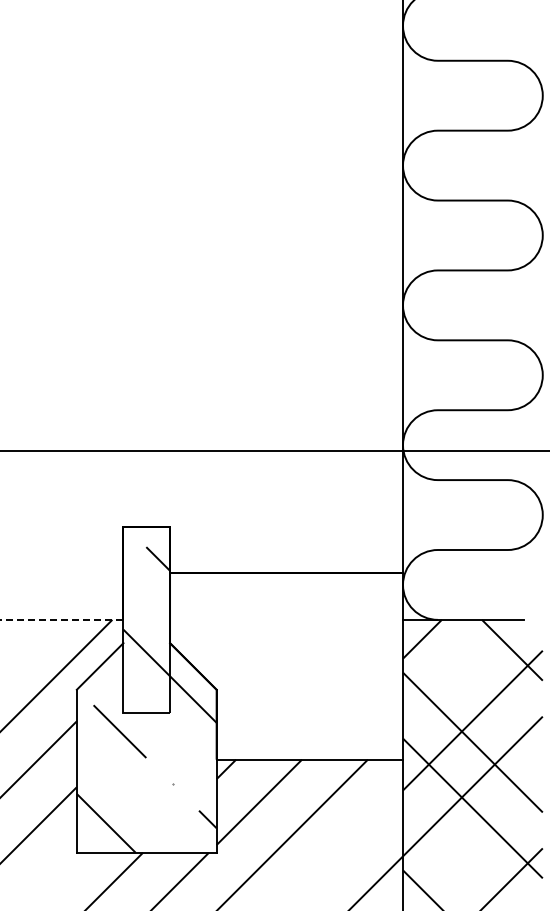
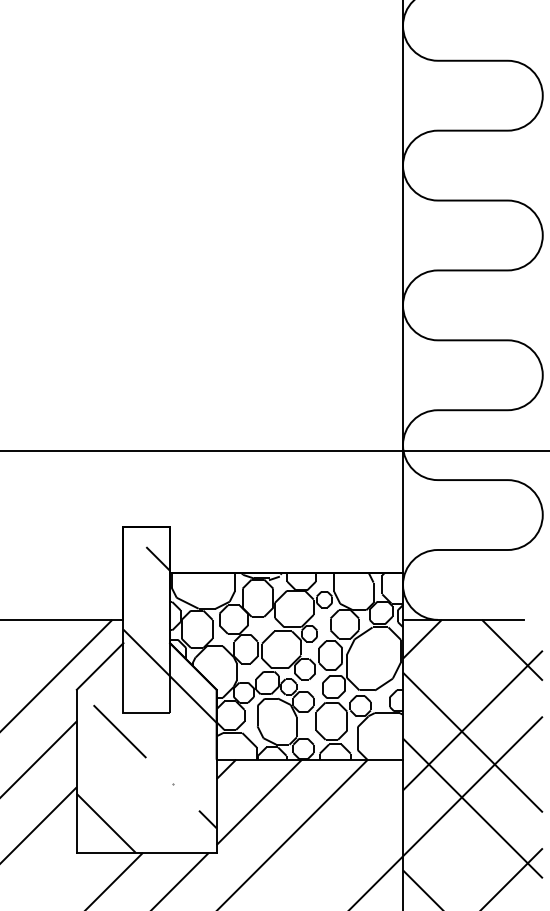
line: dashed -> solid (61, 619)
hatch: none -> present (286, 666)
